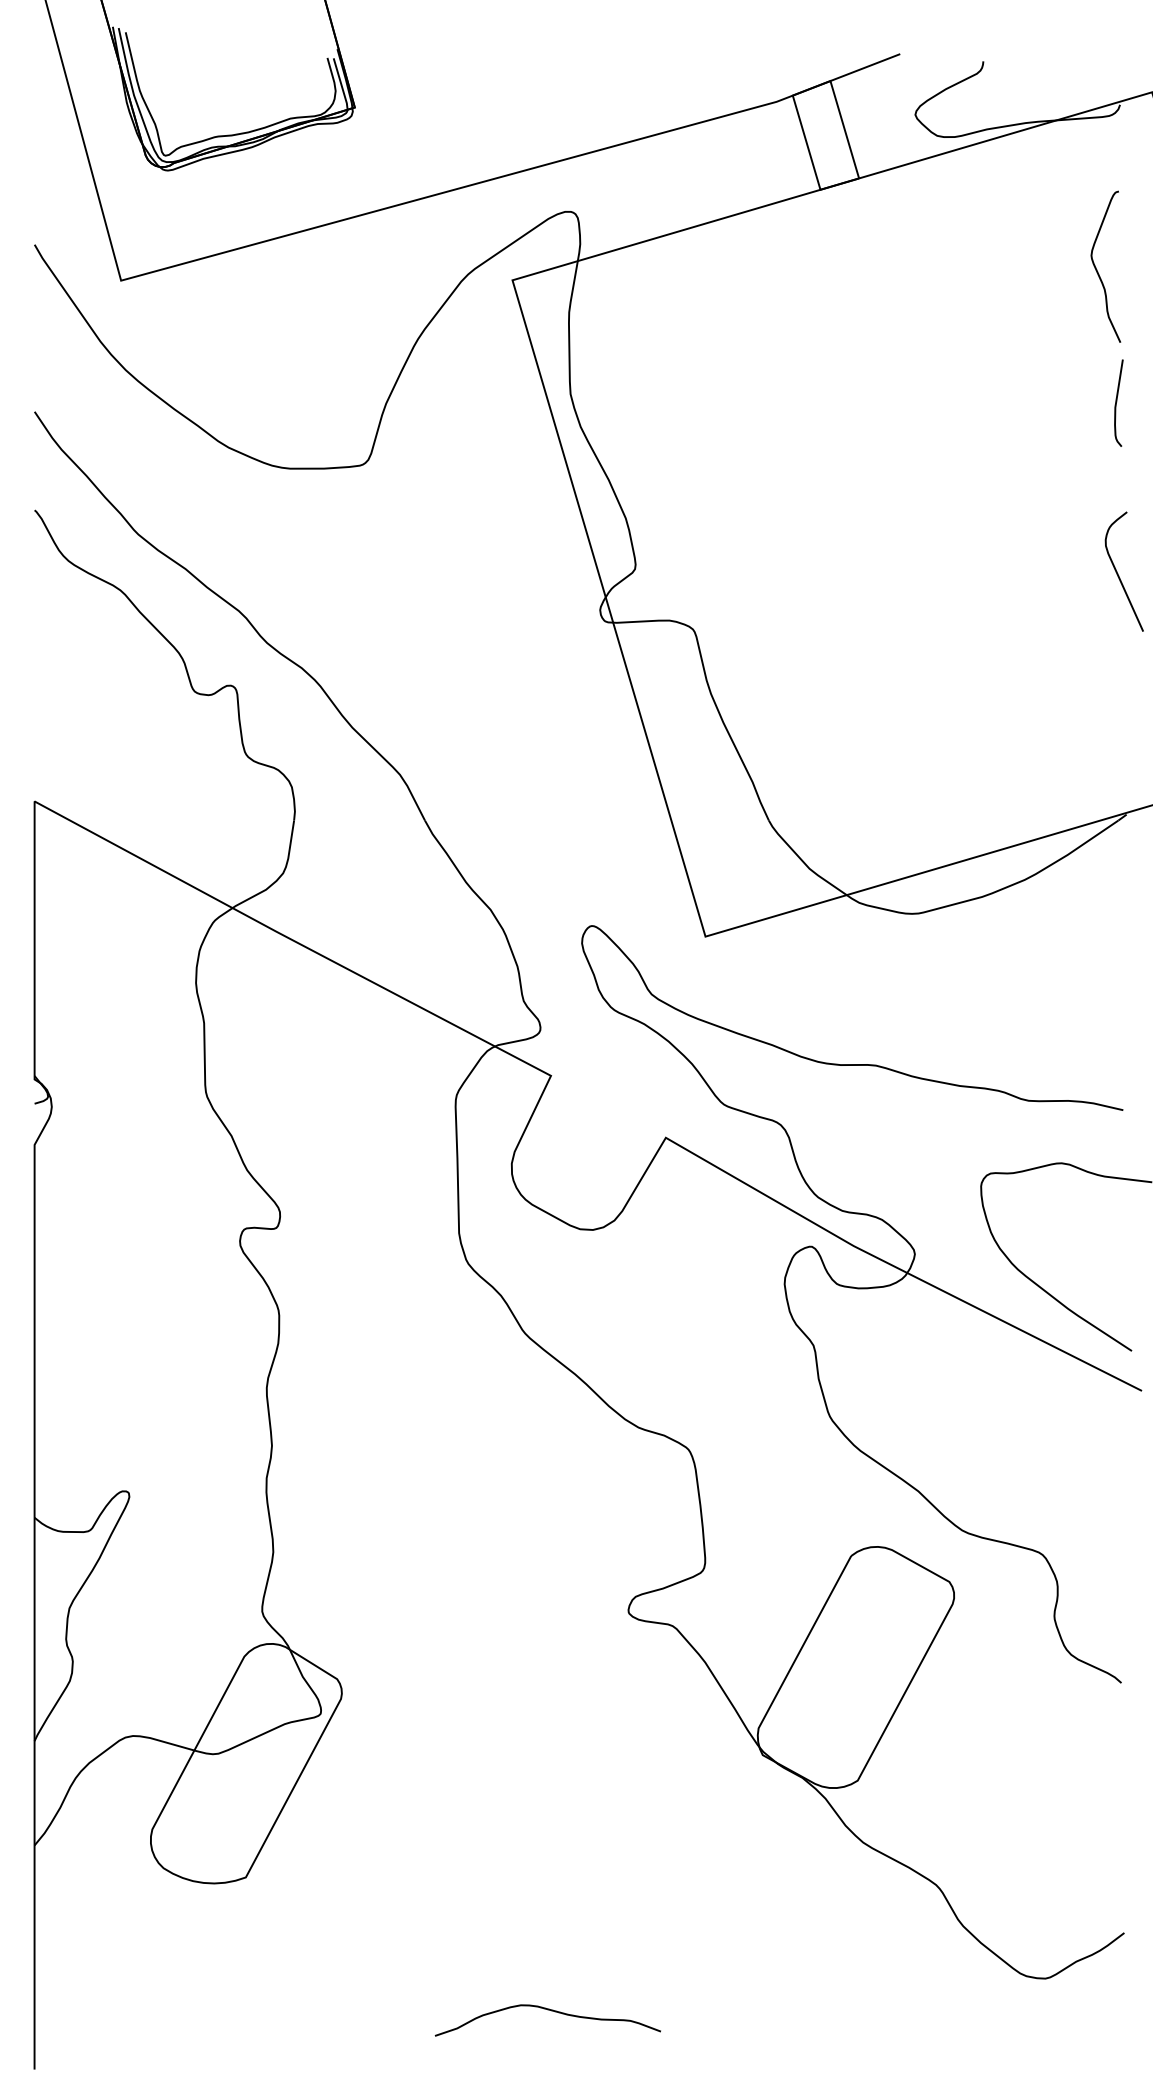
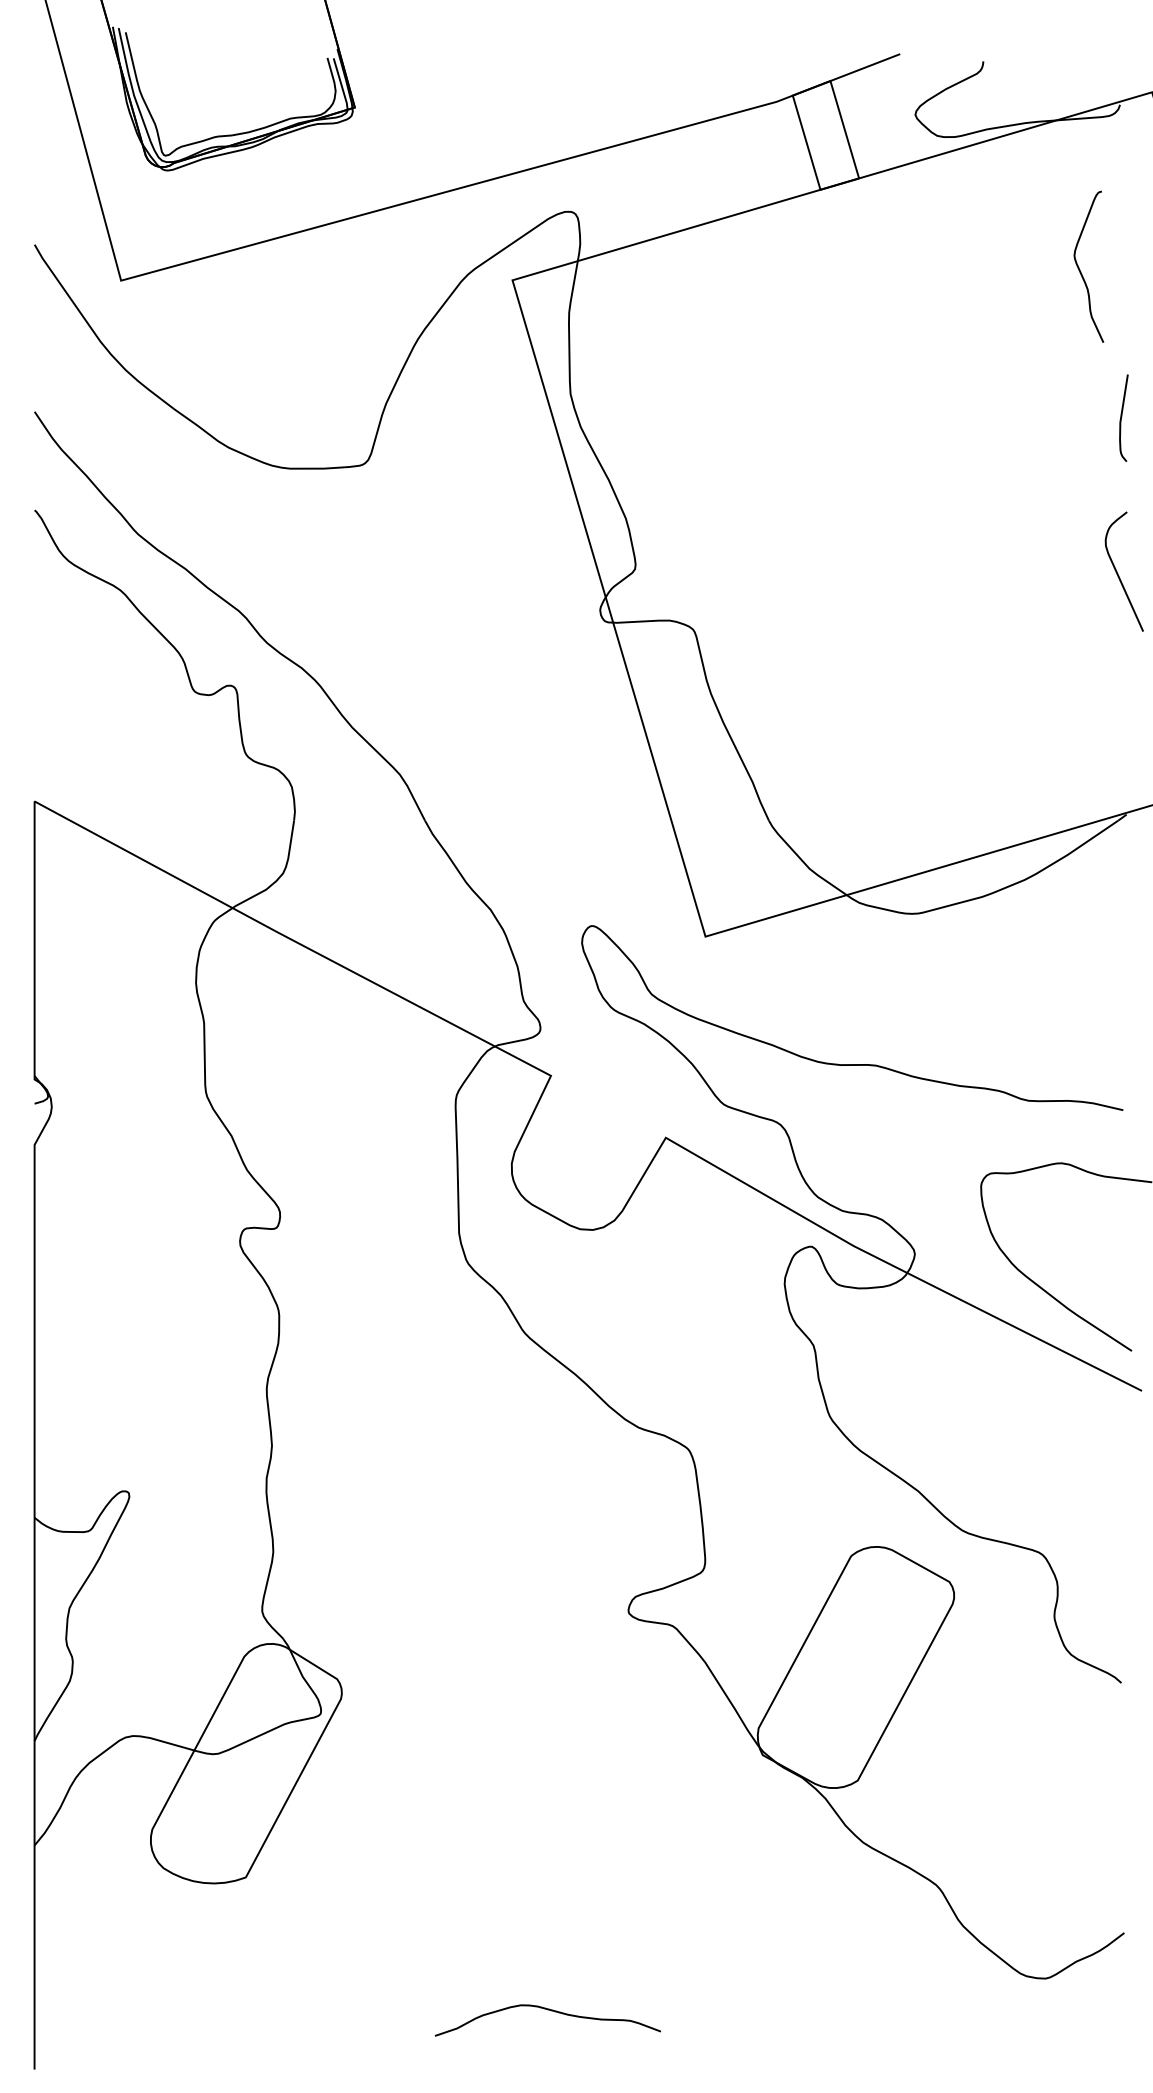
curve position: (1097, 269) -> (1080, 269) (1080, 269)
curve position: (1117, 401) -> (1122, 416) (1122, 416)
